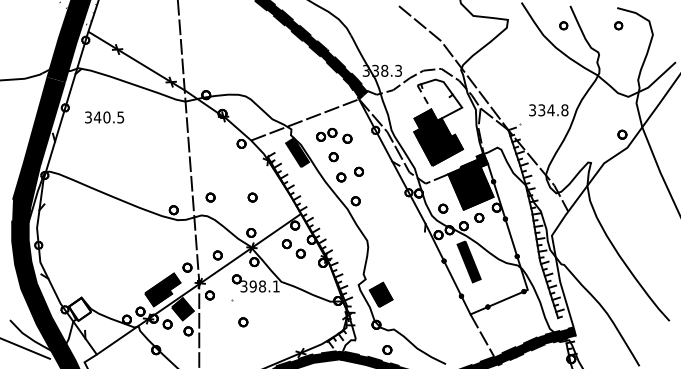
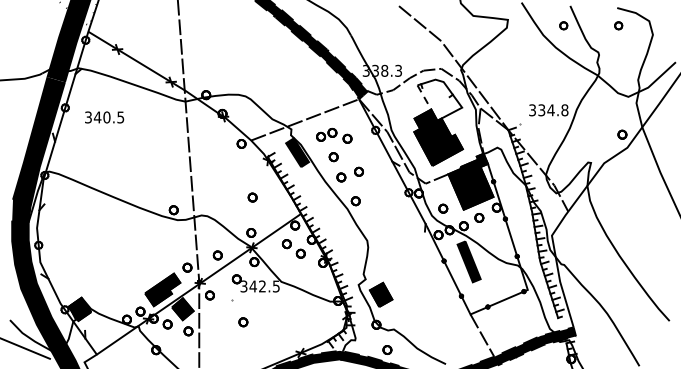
part: present -> none (210, 197)
text: 398.1 -> 342.5 (264, 286)
fill: none -> present (79, 309)
